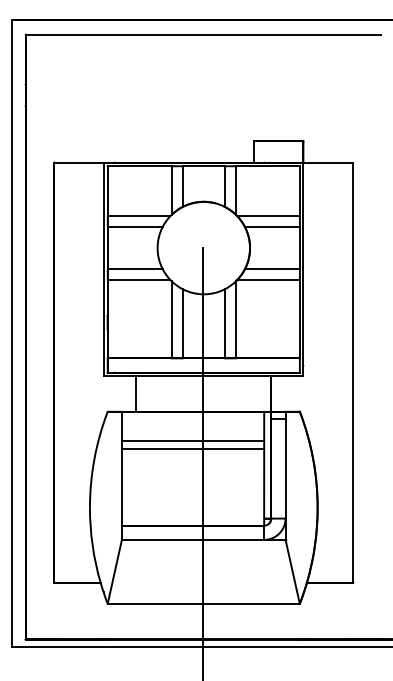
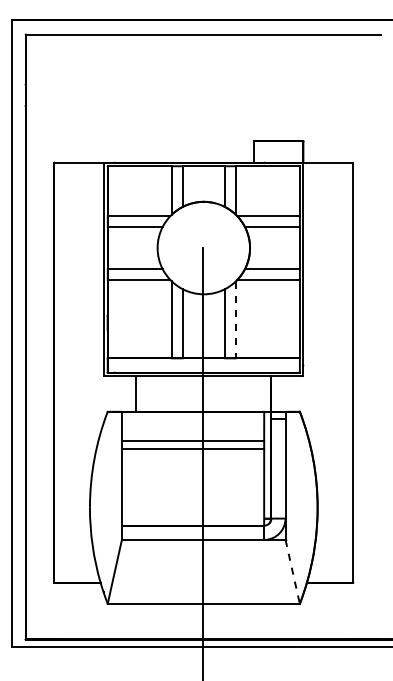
line: solid -> dashed (235, 320)
line: solid -> dashed (292, 571)
